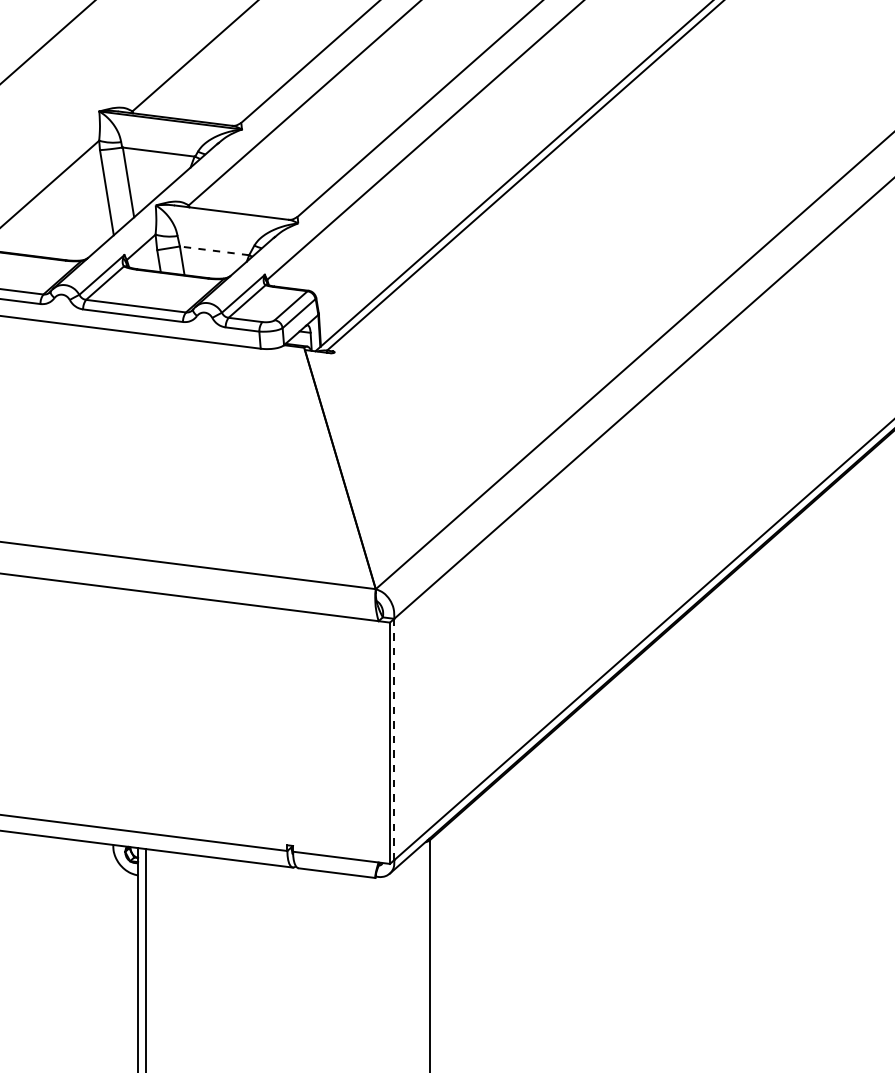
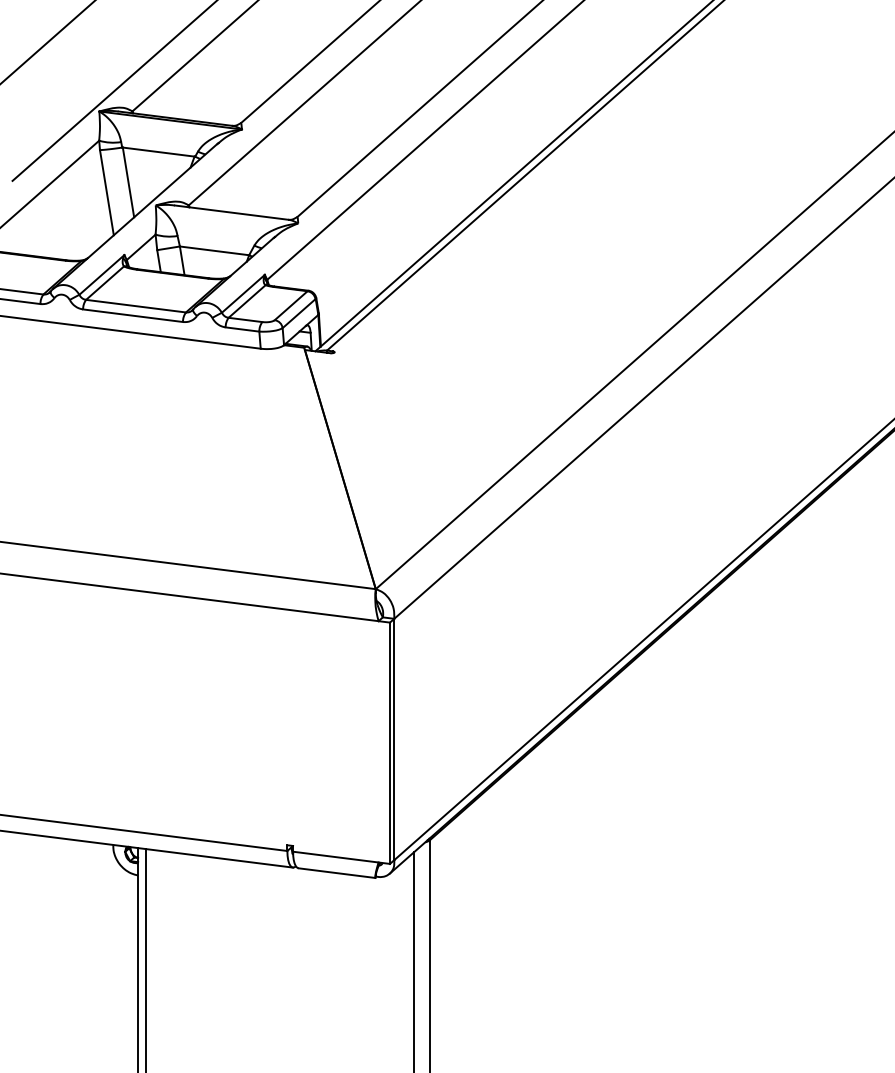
line: none -> present (113, 91)
line: dashed -> solid (214, 250)
line: dashed -> solid (394, 739)
line: none -> present (413, 960)
